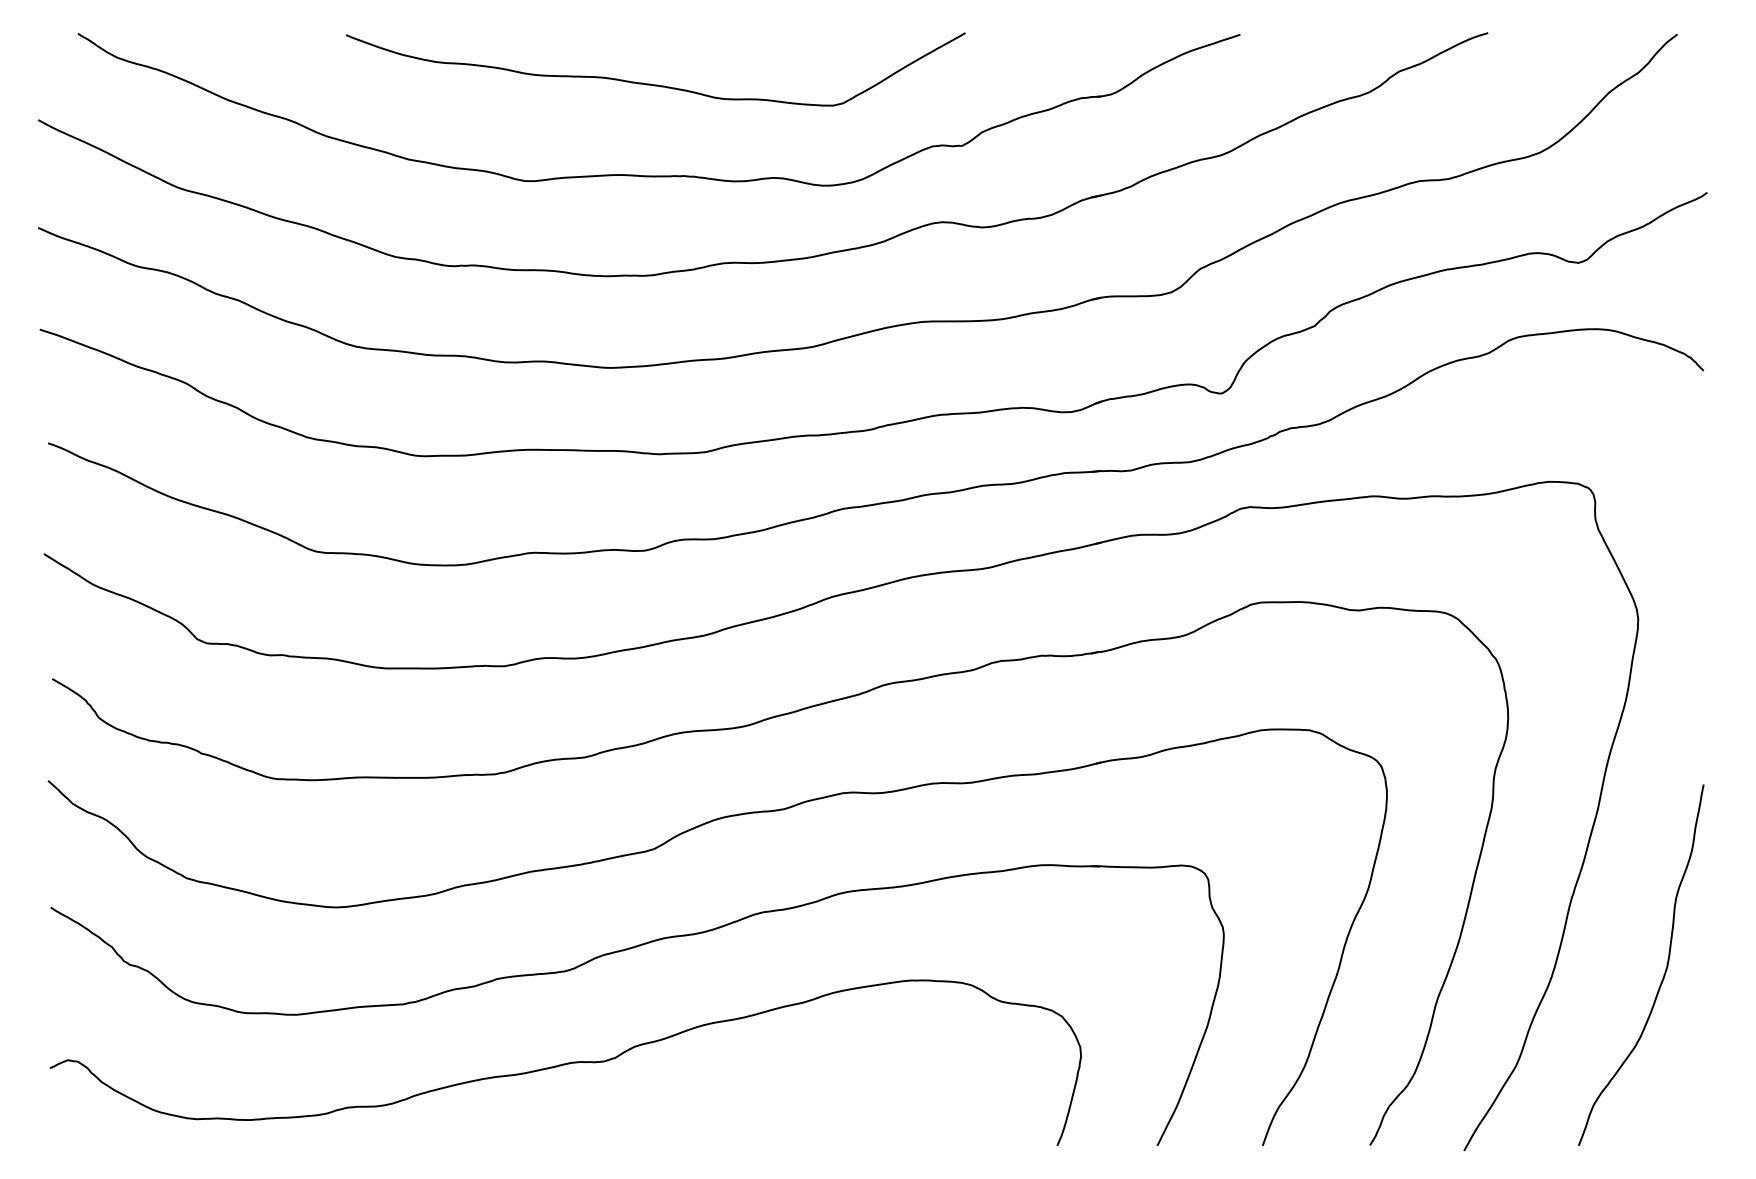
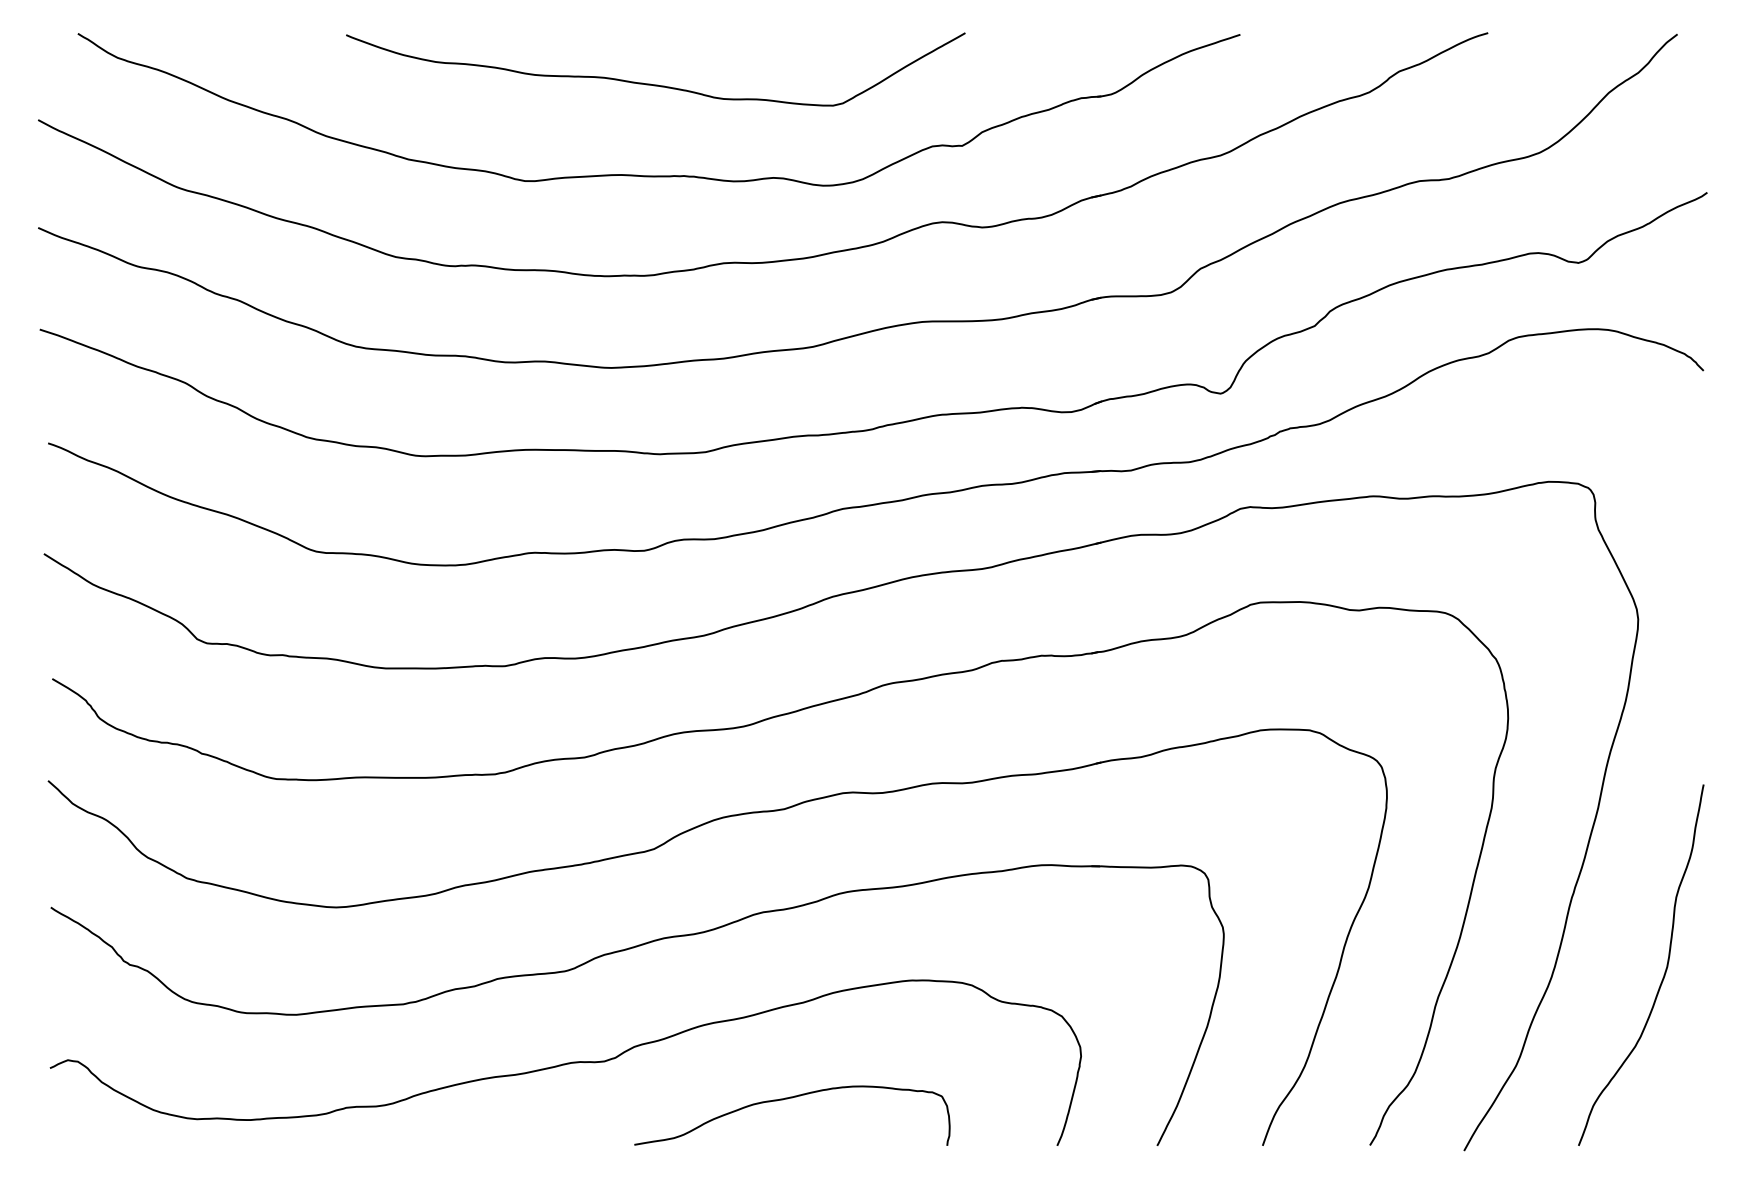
curve: none -> present (787, 1099)
